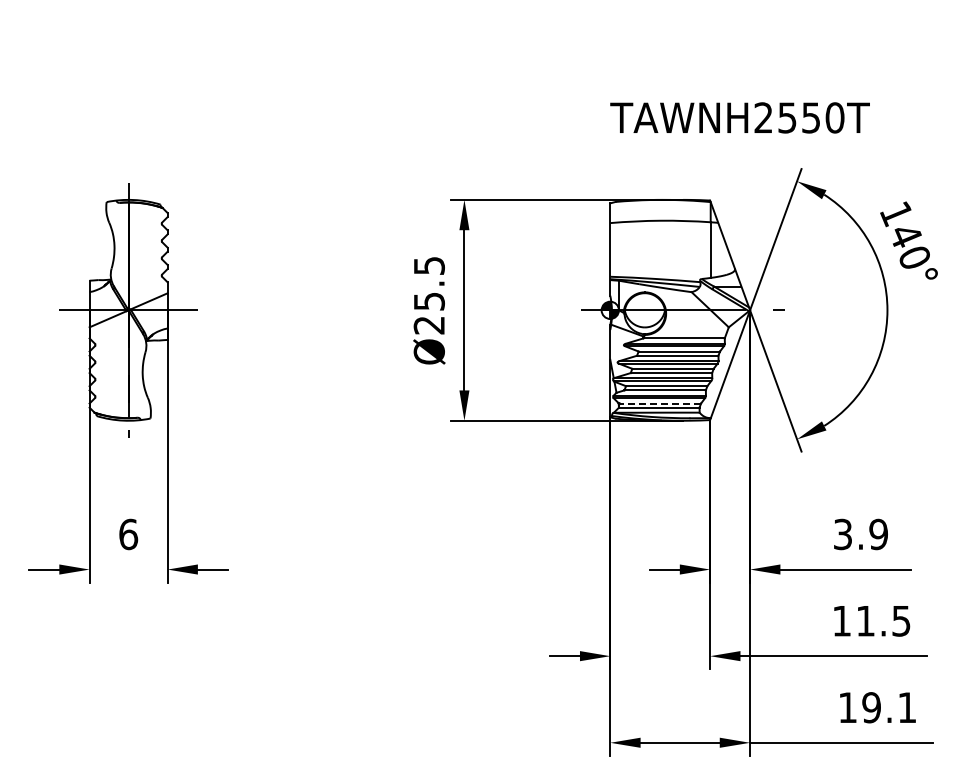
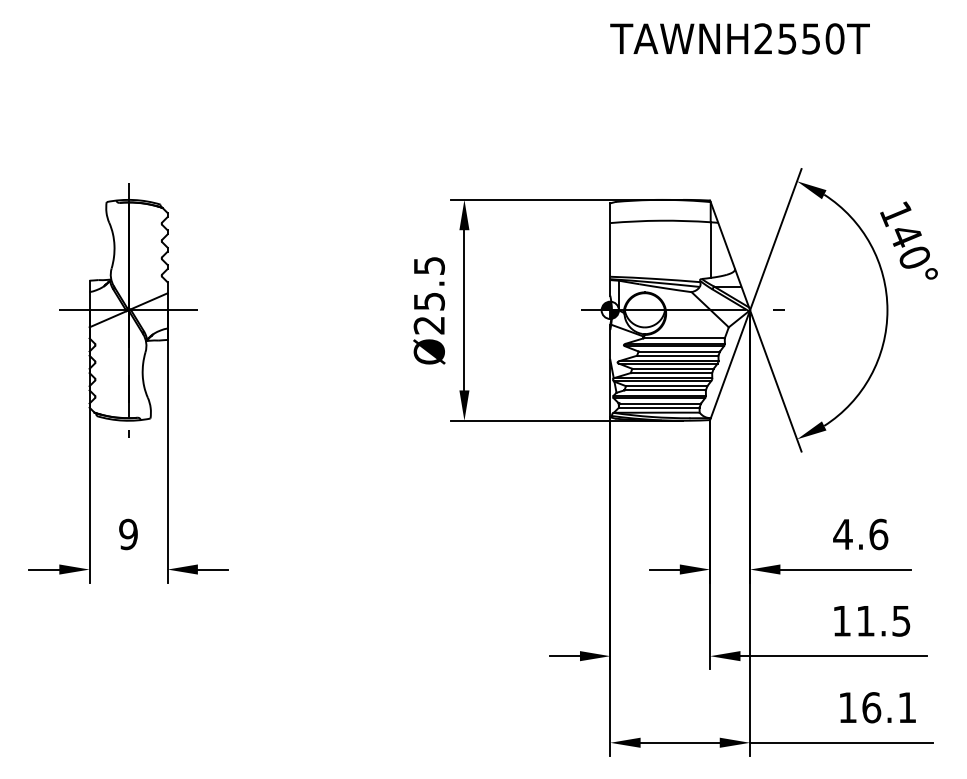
text position: (739, 117) -> (739, 38) (739, 38)
line: dashed -> solid (660, 403)
text: 6 -> 9 (128, 534)
text: 3.9 -> 4.6 (860, 534)
text: 19.1 -> 16.1 (871, 707)
